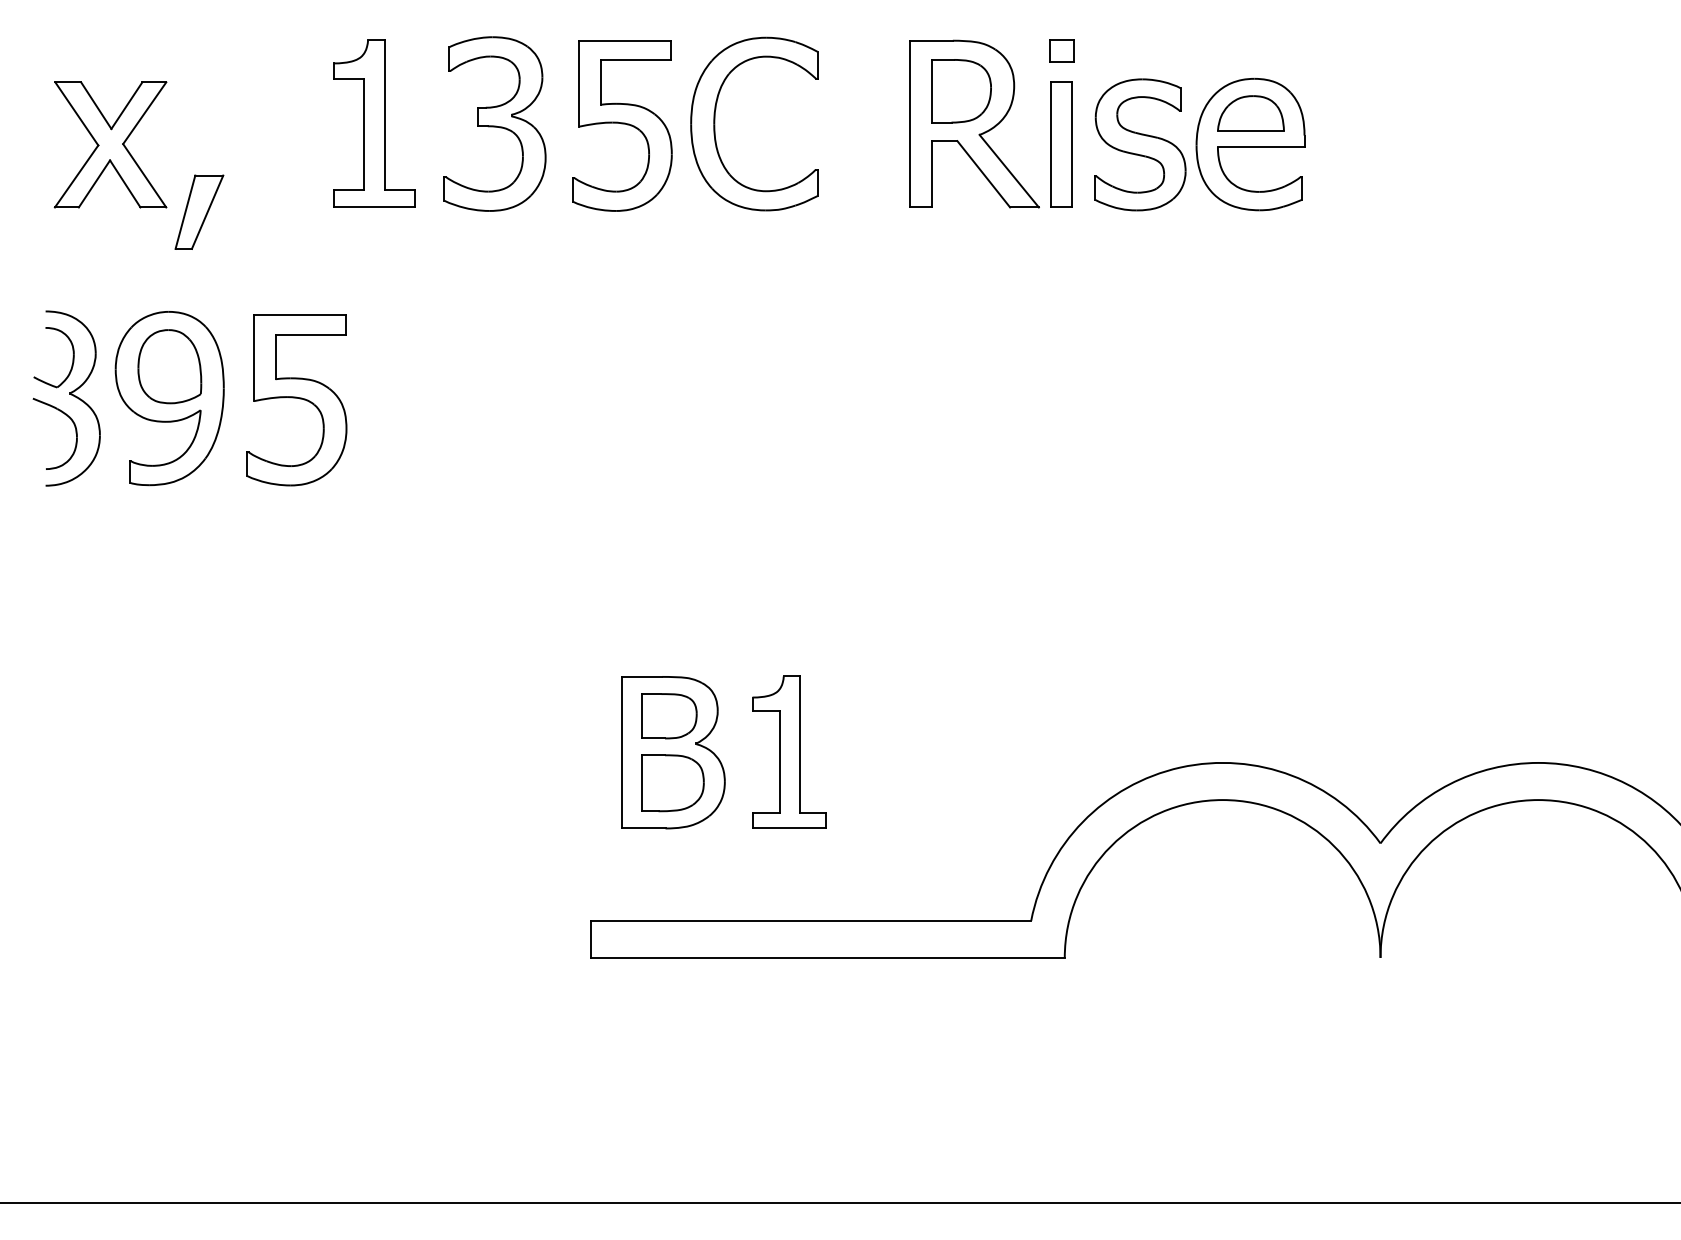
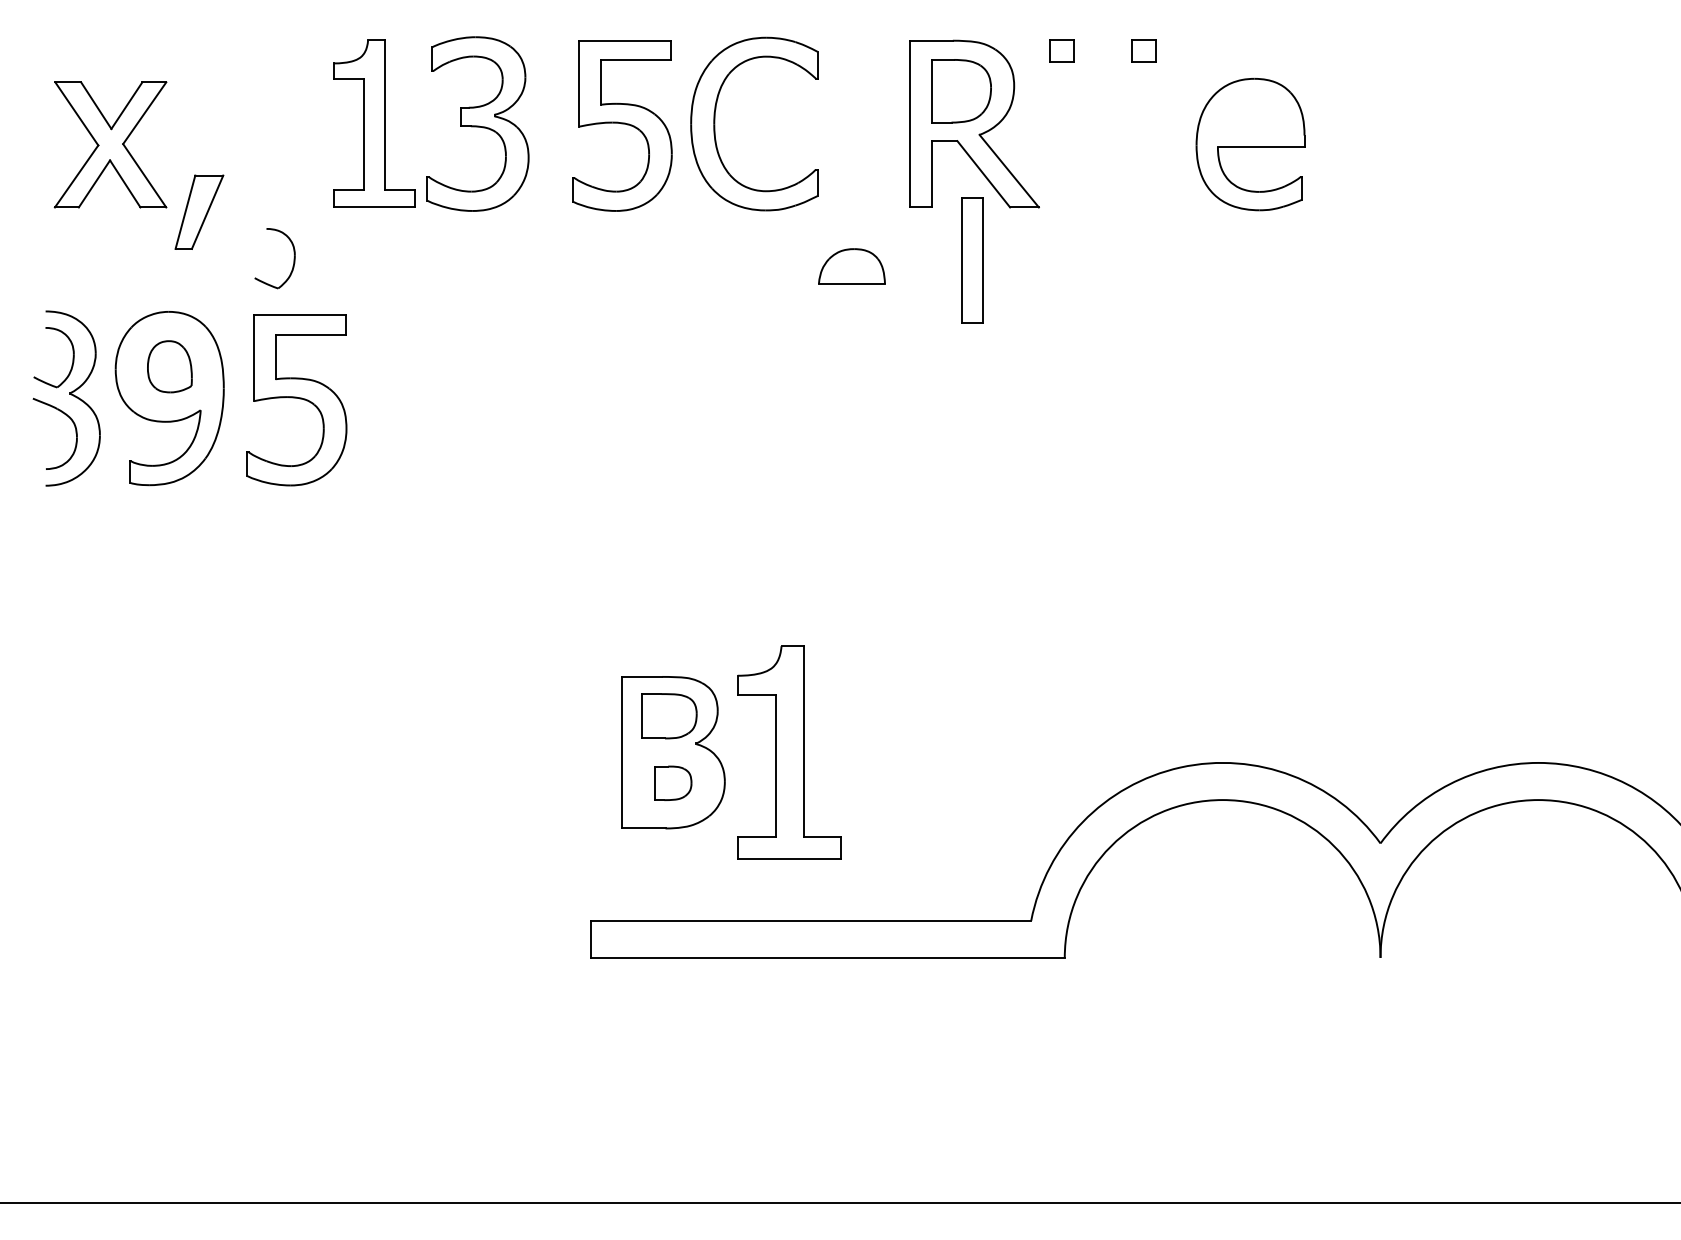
part: none -> present (1143, 50)
part position: (1250, 113) -> (851, 266) (851, 266)
part position: (494, 123) -> (477, 123) (477, 123)
part position: (1061, 144) -> (972, 260) (972, 260)
part: present -> none (1140, 144)
part: none -> present (293, 258)
part size: 66x76 px -> 46x54 px (169, 366)
part size: 75x154 px -> 105x215 px (789, 752)
part size: 64x59 px -> 39x36 px (673, 782)
